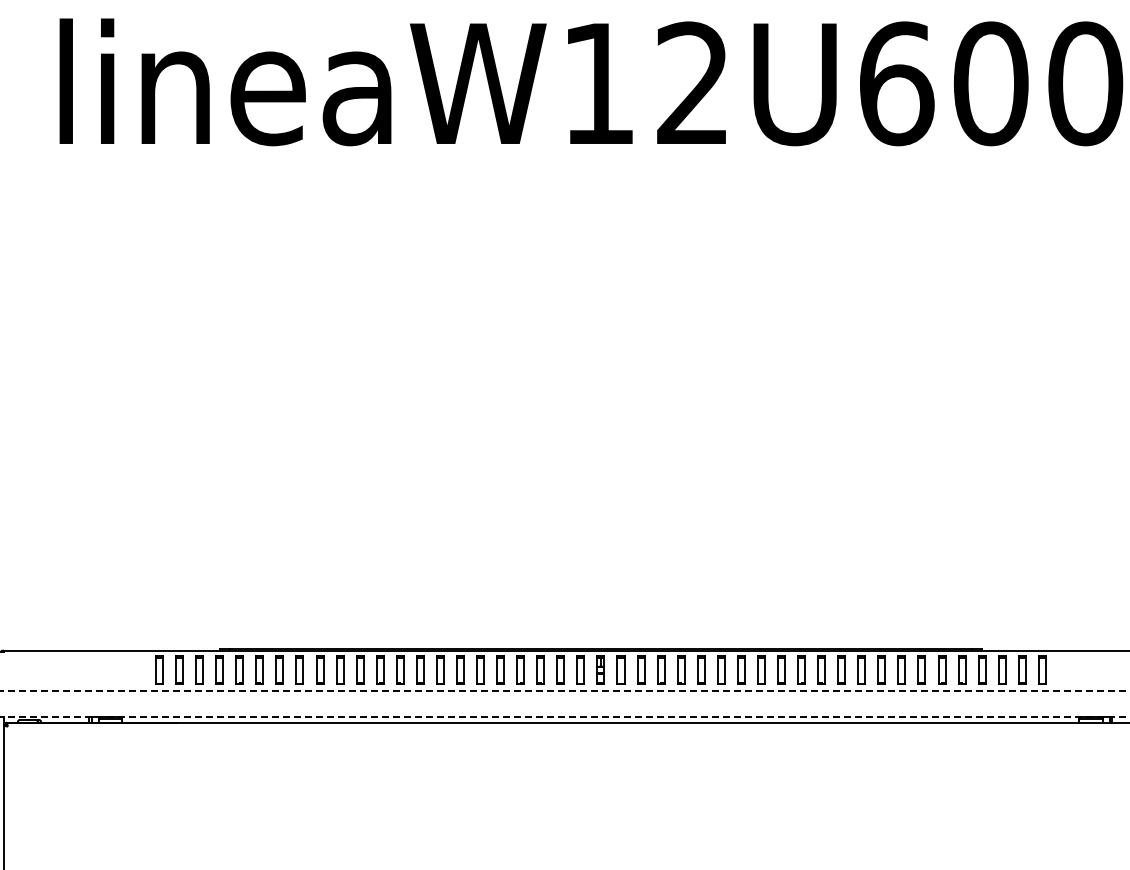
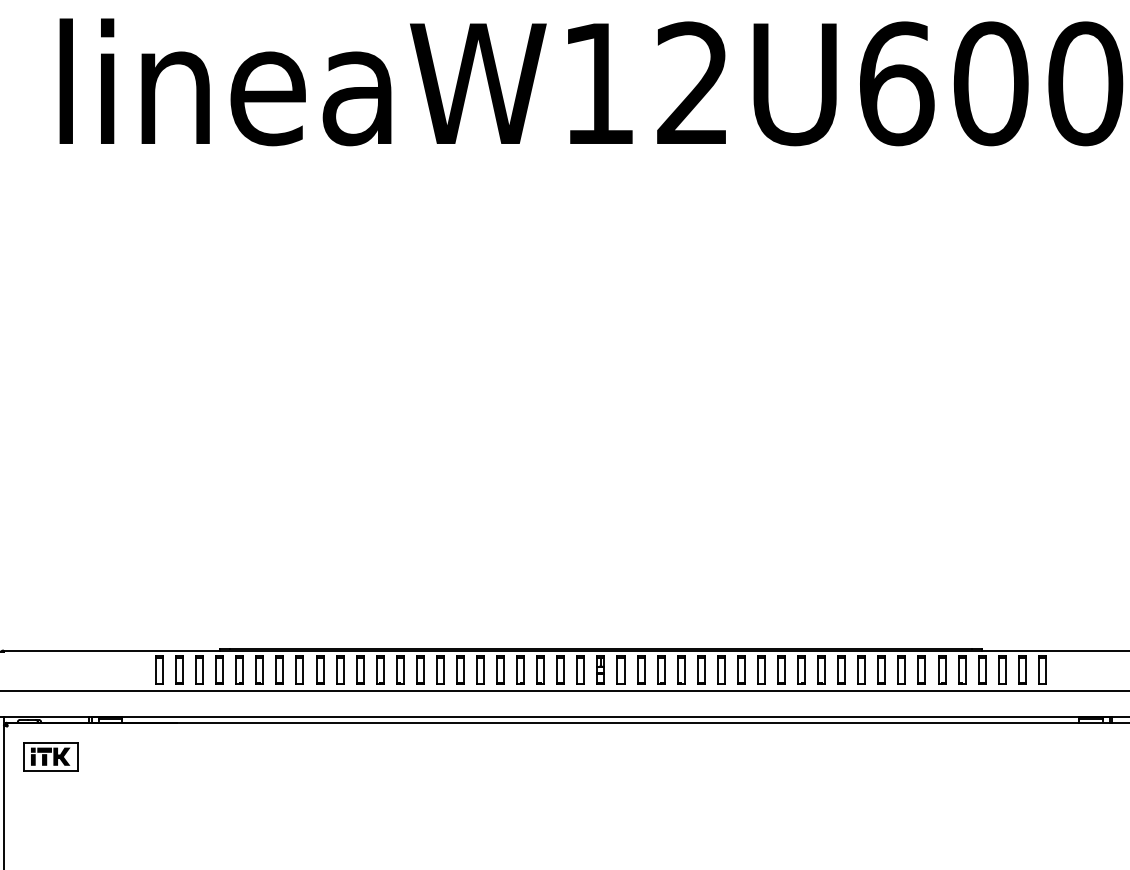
line: dashed -> solid (564, 691)
line: dashed -> solid (564, 716)
part: none -> present (50, 756)
